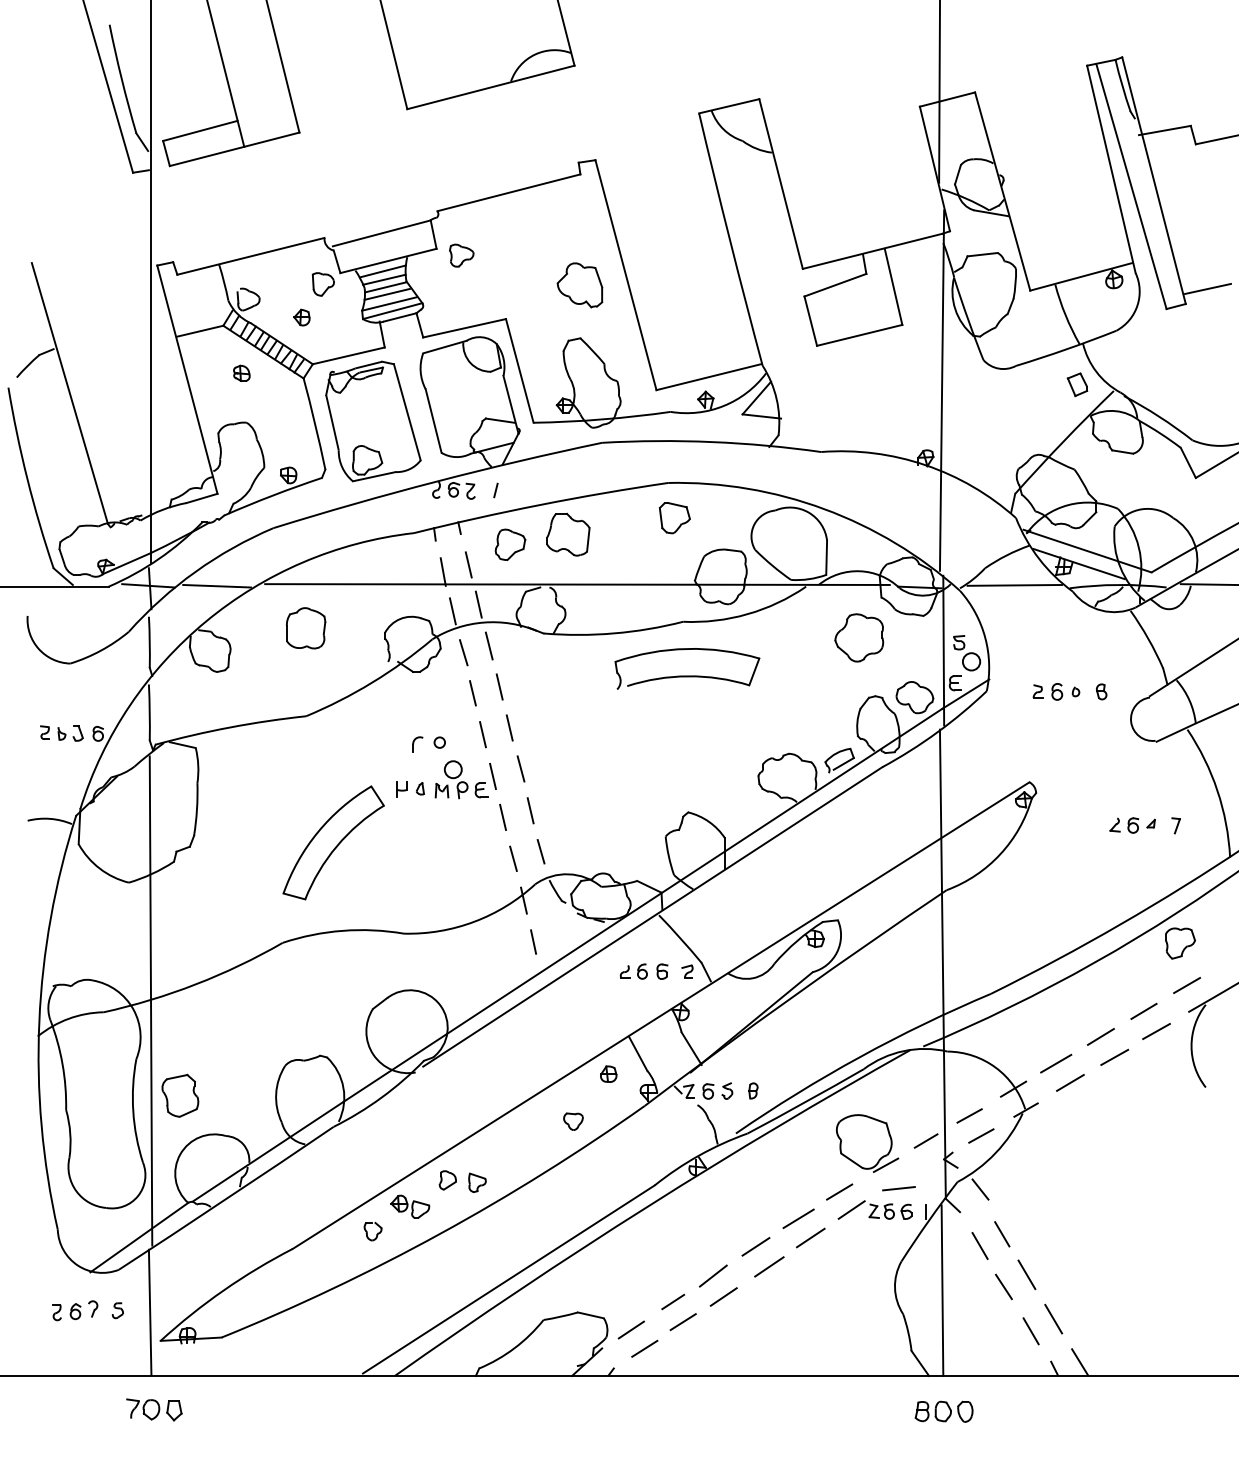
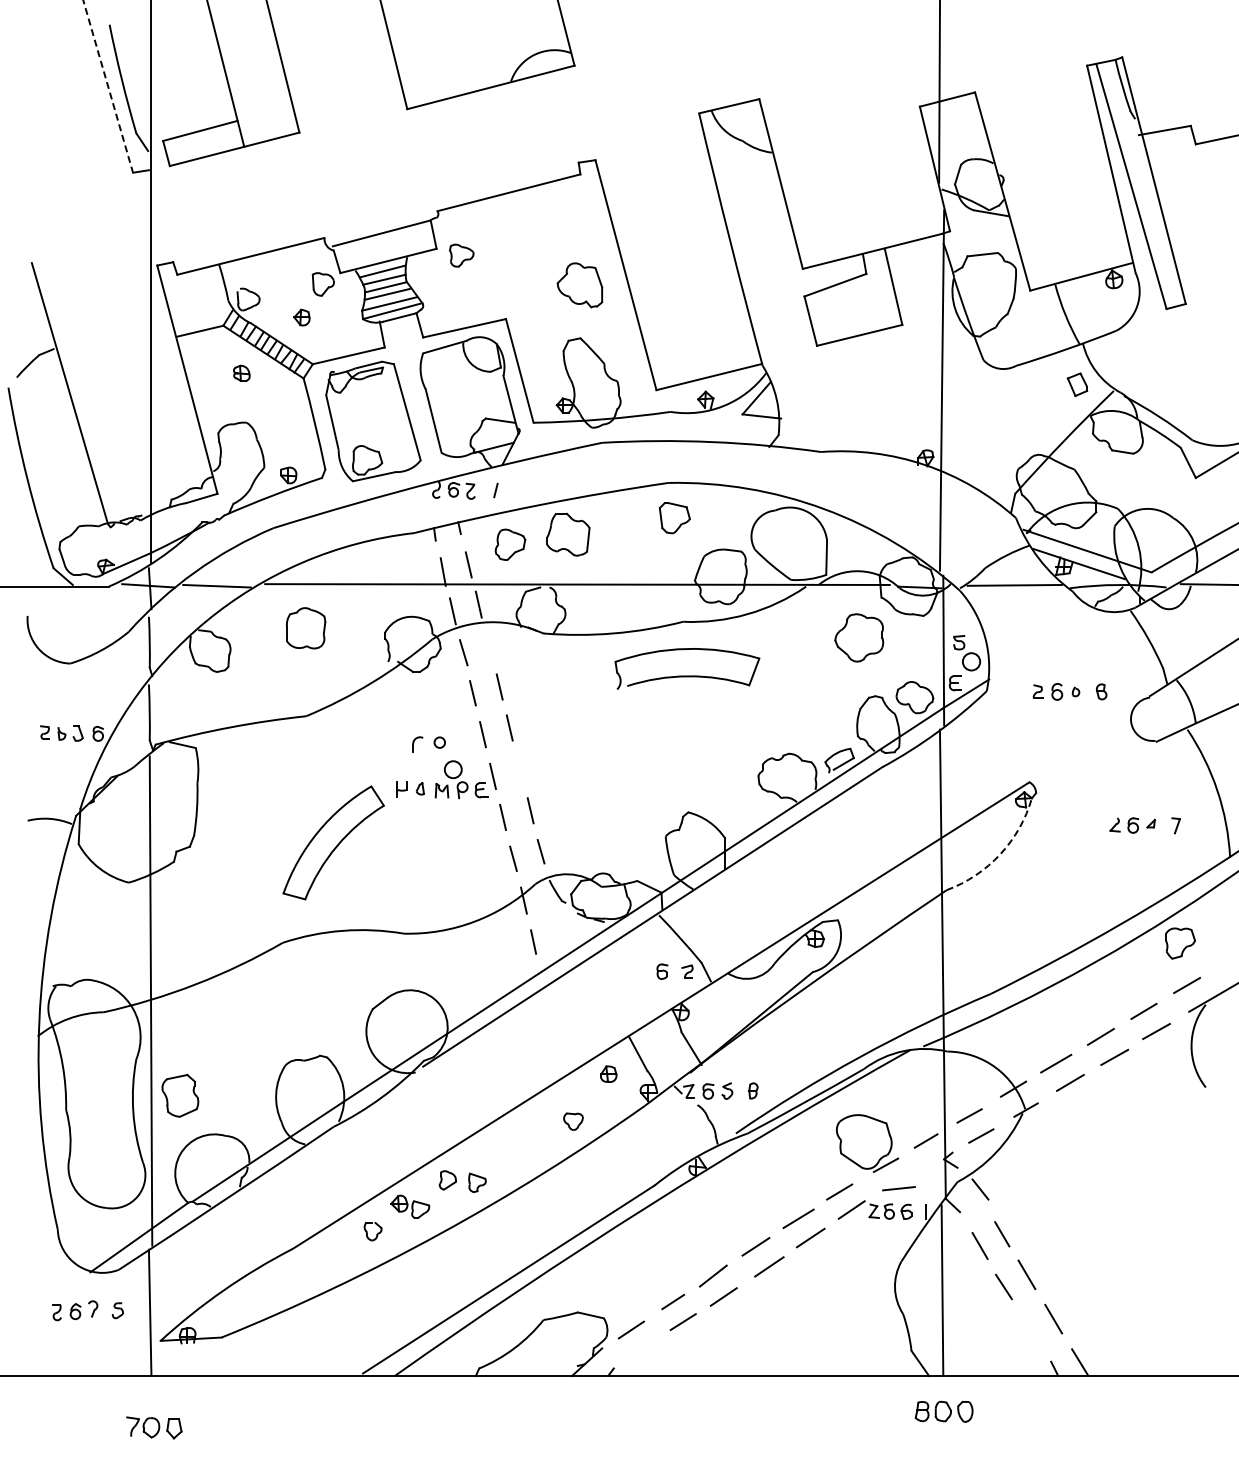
line: solid -> dashed (108, 86)
line: present -> none (1207, 288)
line: present -> none (488, 645)
line: present -> none (520, 768)
arc: solid -> dashed (1000, 854)
part: present -> none (633, 971)
line: present -> none (1030, 1331)
line: present -> none (644, 1348)
part position: (154, 1409) -> (154, 1427) (154, 1427)
